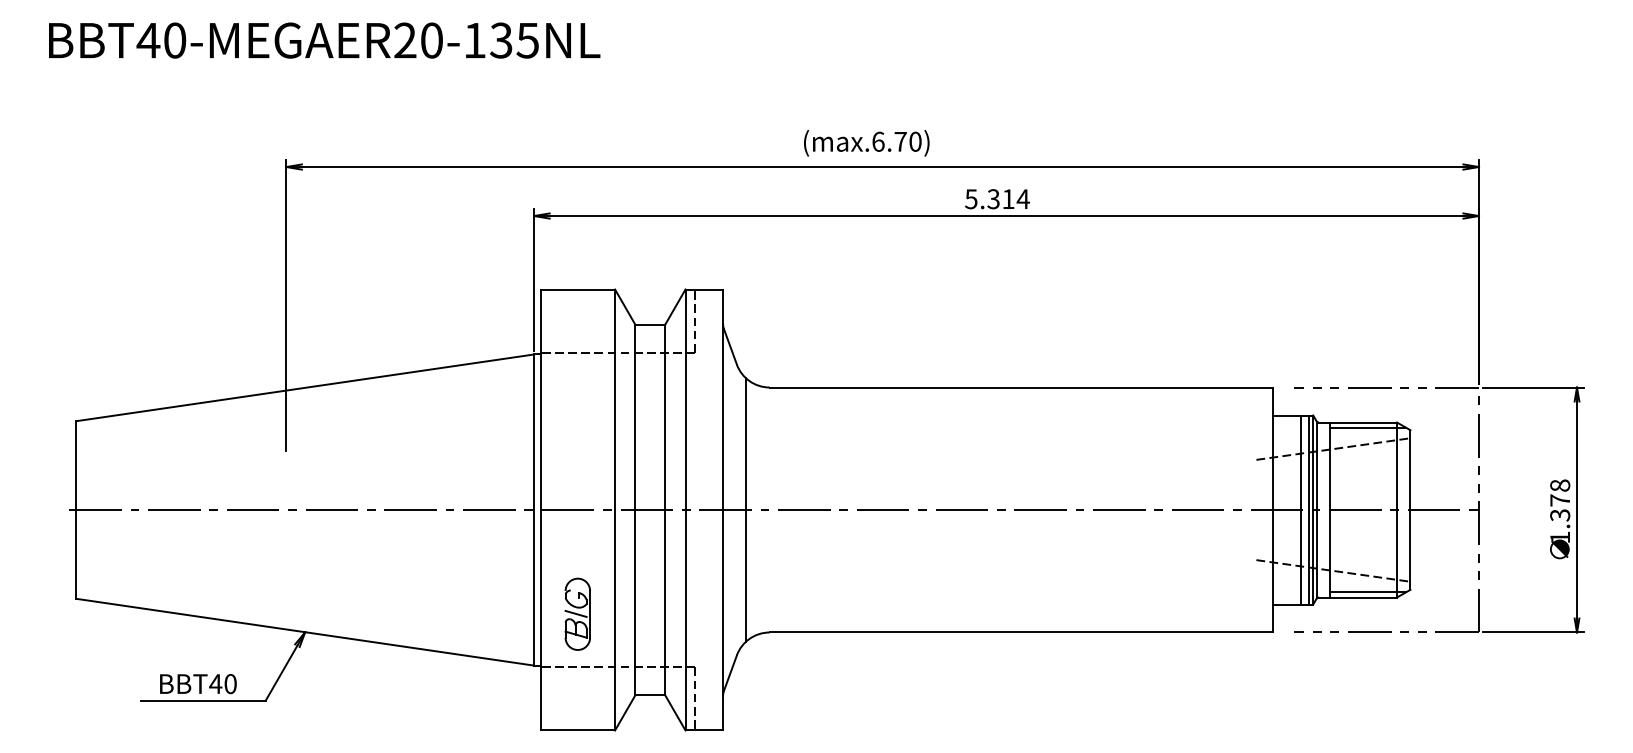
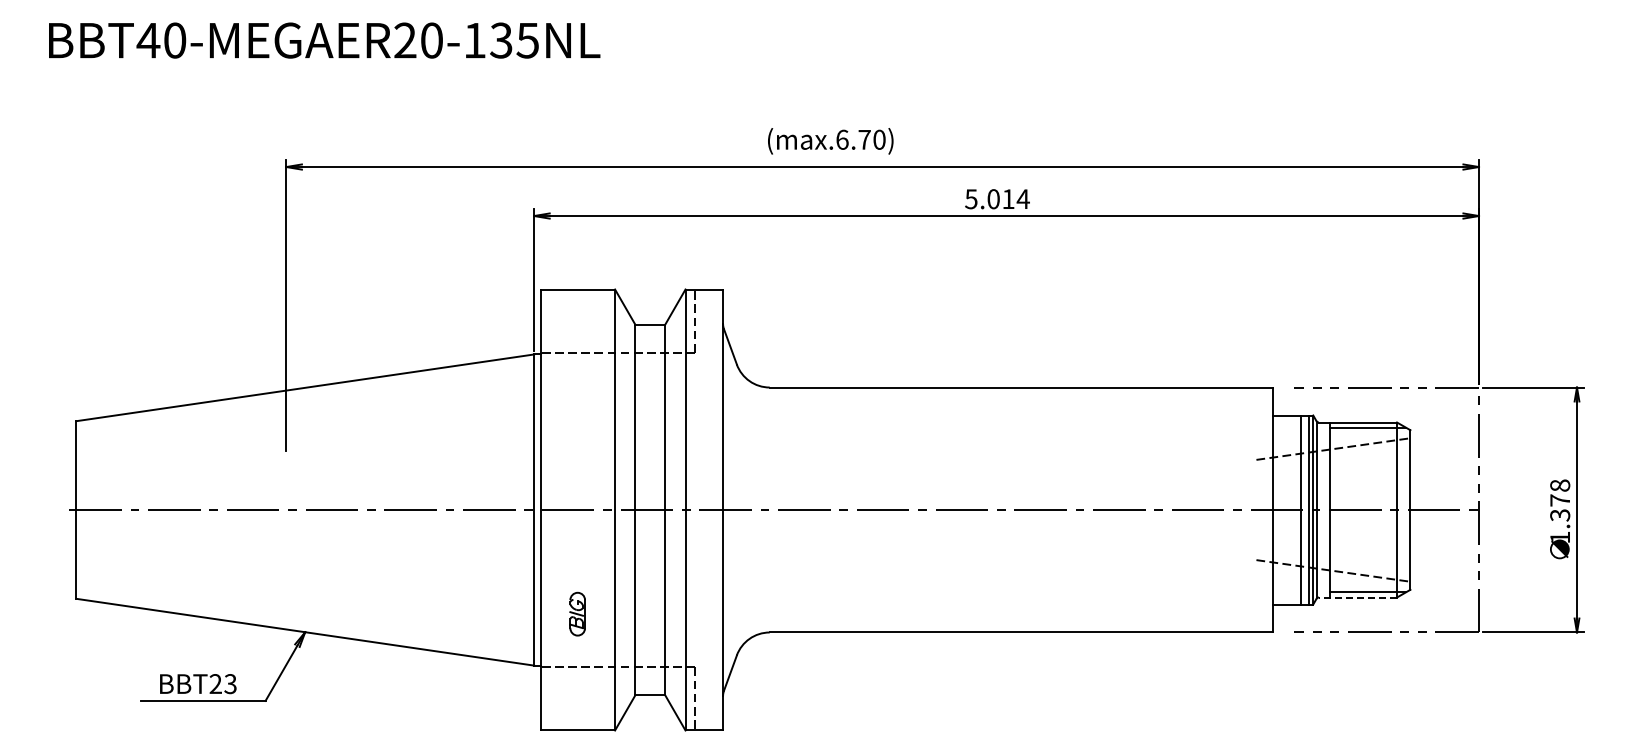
text position: (866, 143) -> (830, 141) (830, 141)
text: 5.314 -> 5.014 (993, 199)
line: present -> none (745, 509)
line: solid -> dashed (1357, 597)
part size: 27x74 px -> 17x46 px (577, 613)
text: BBT40 -> BBT23 (222, 683)
